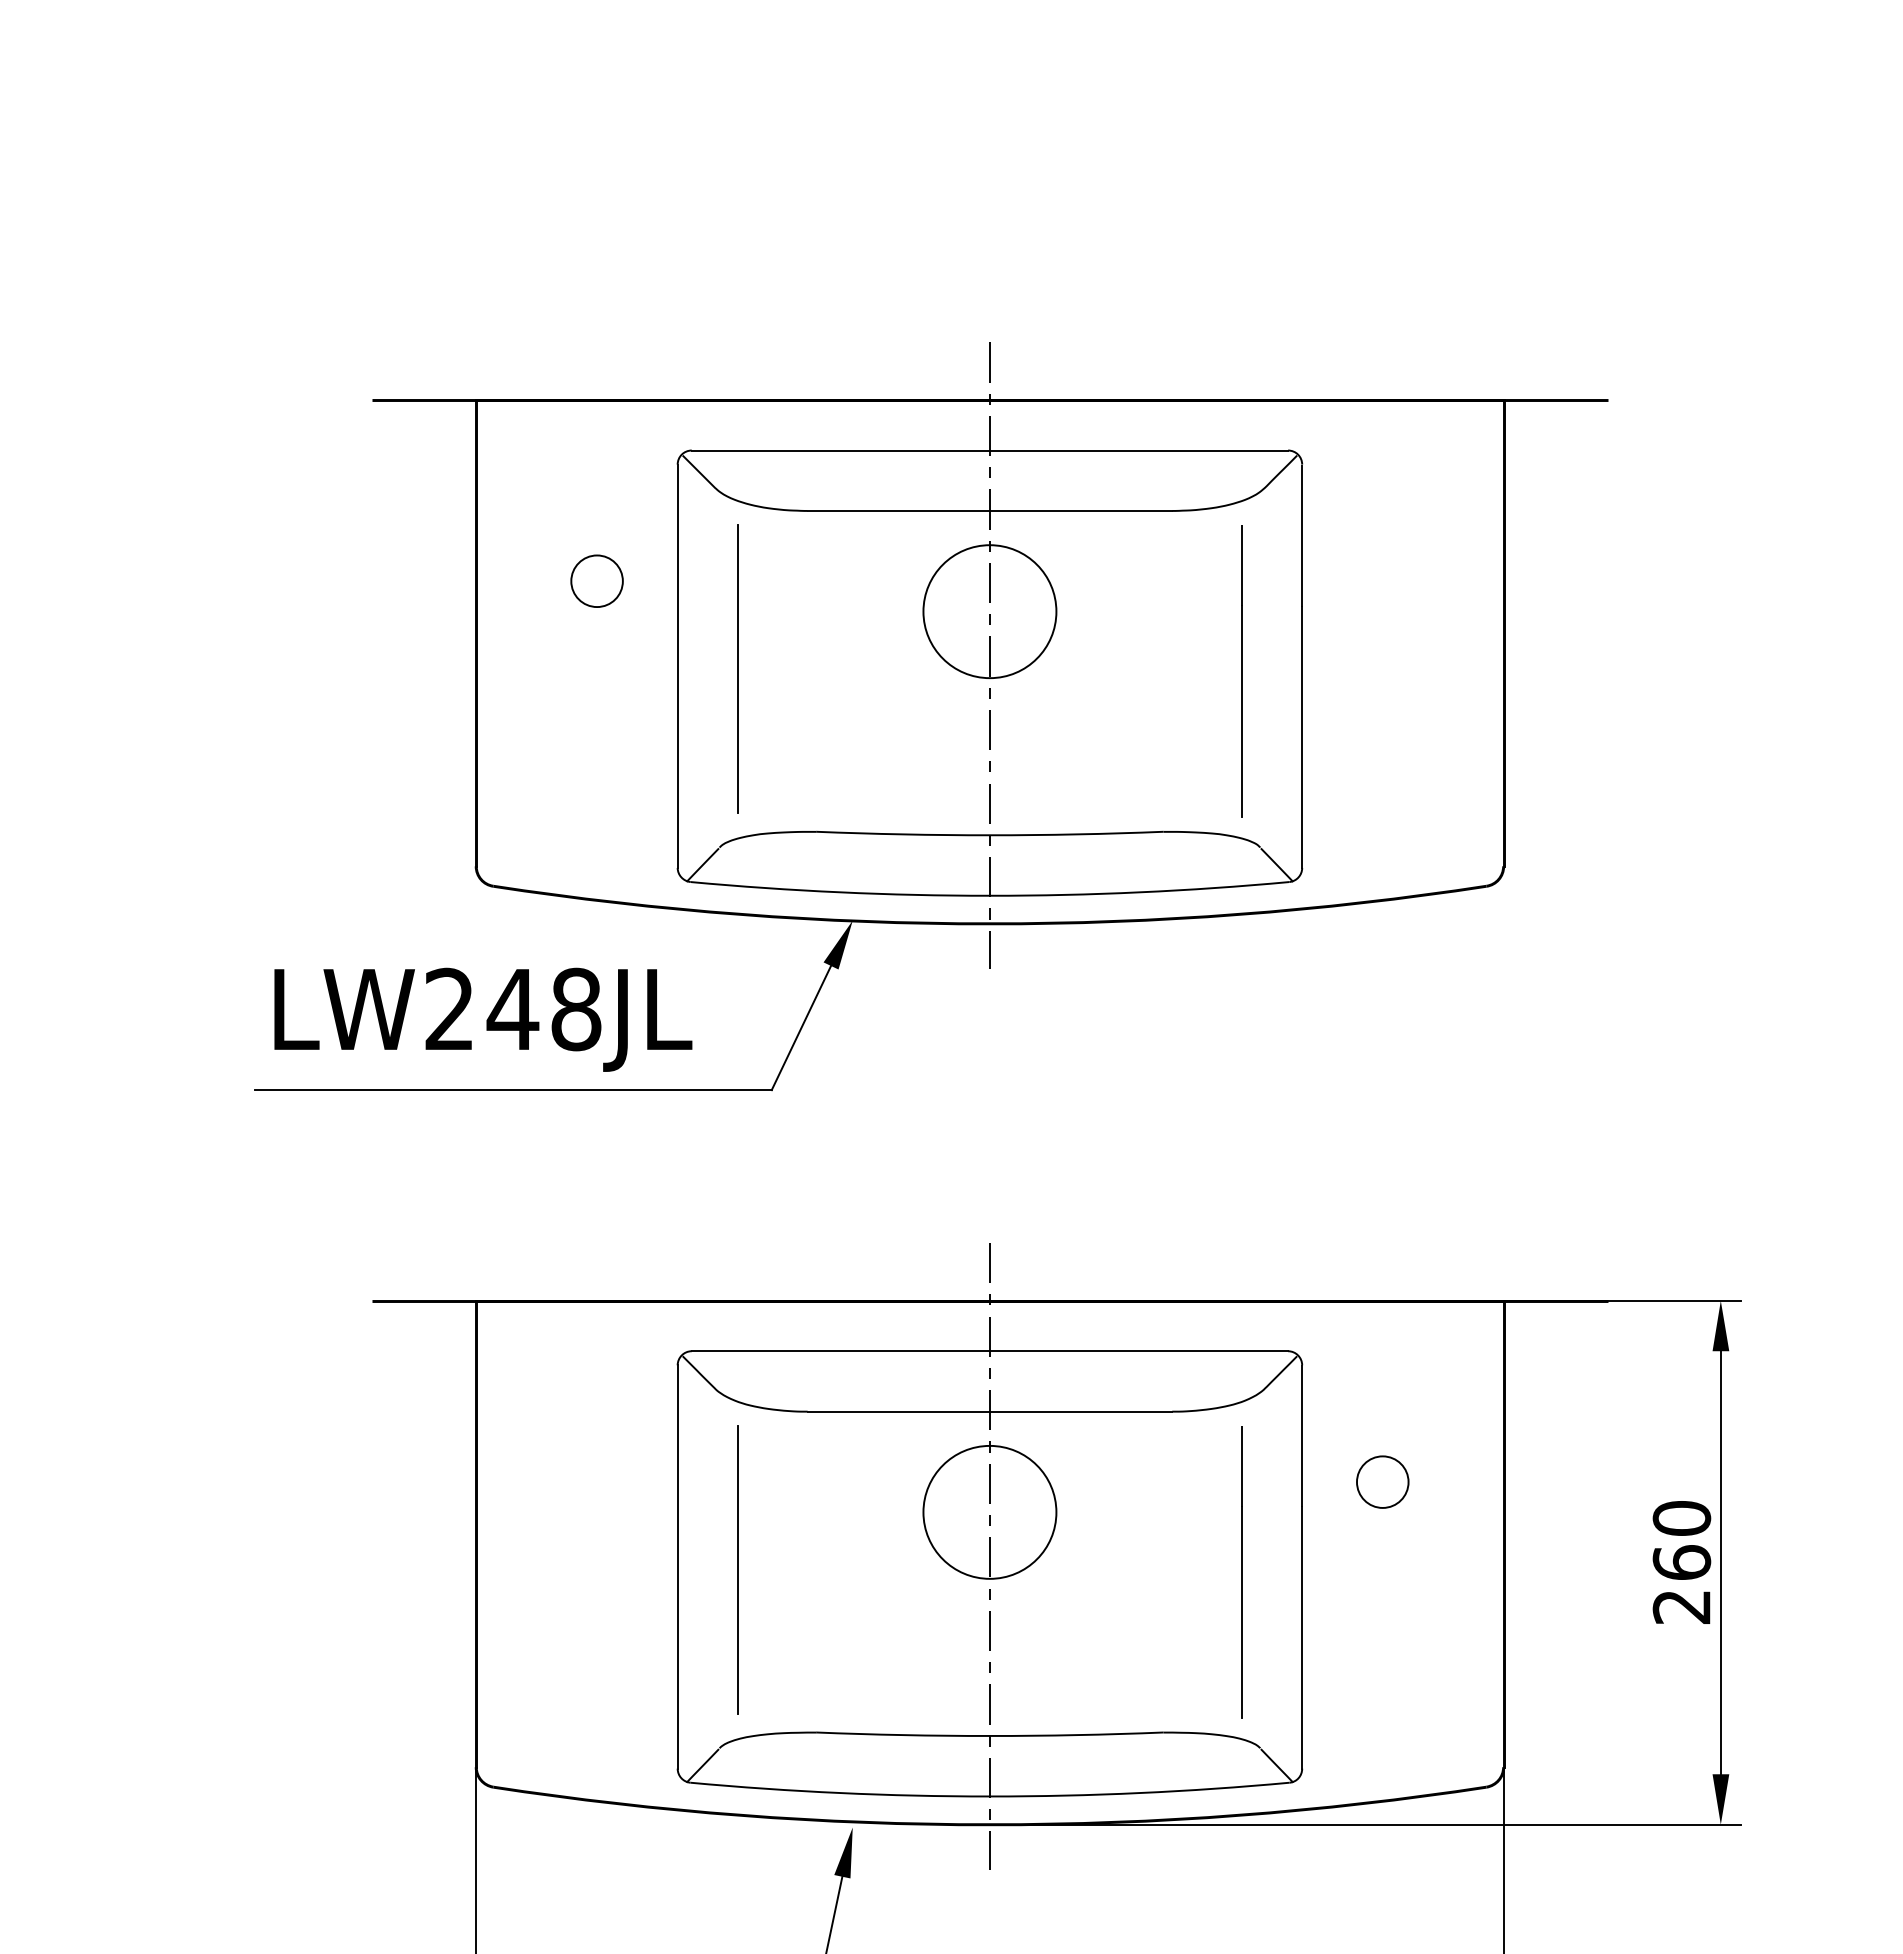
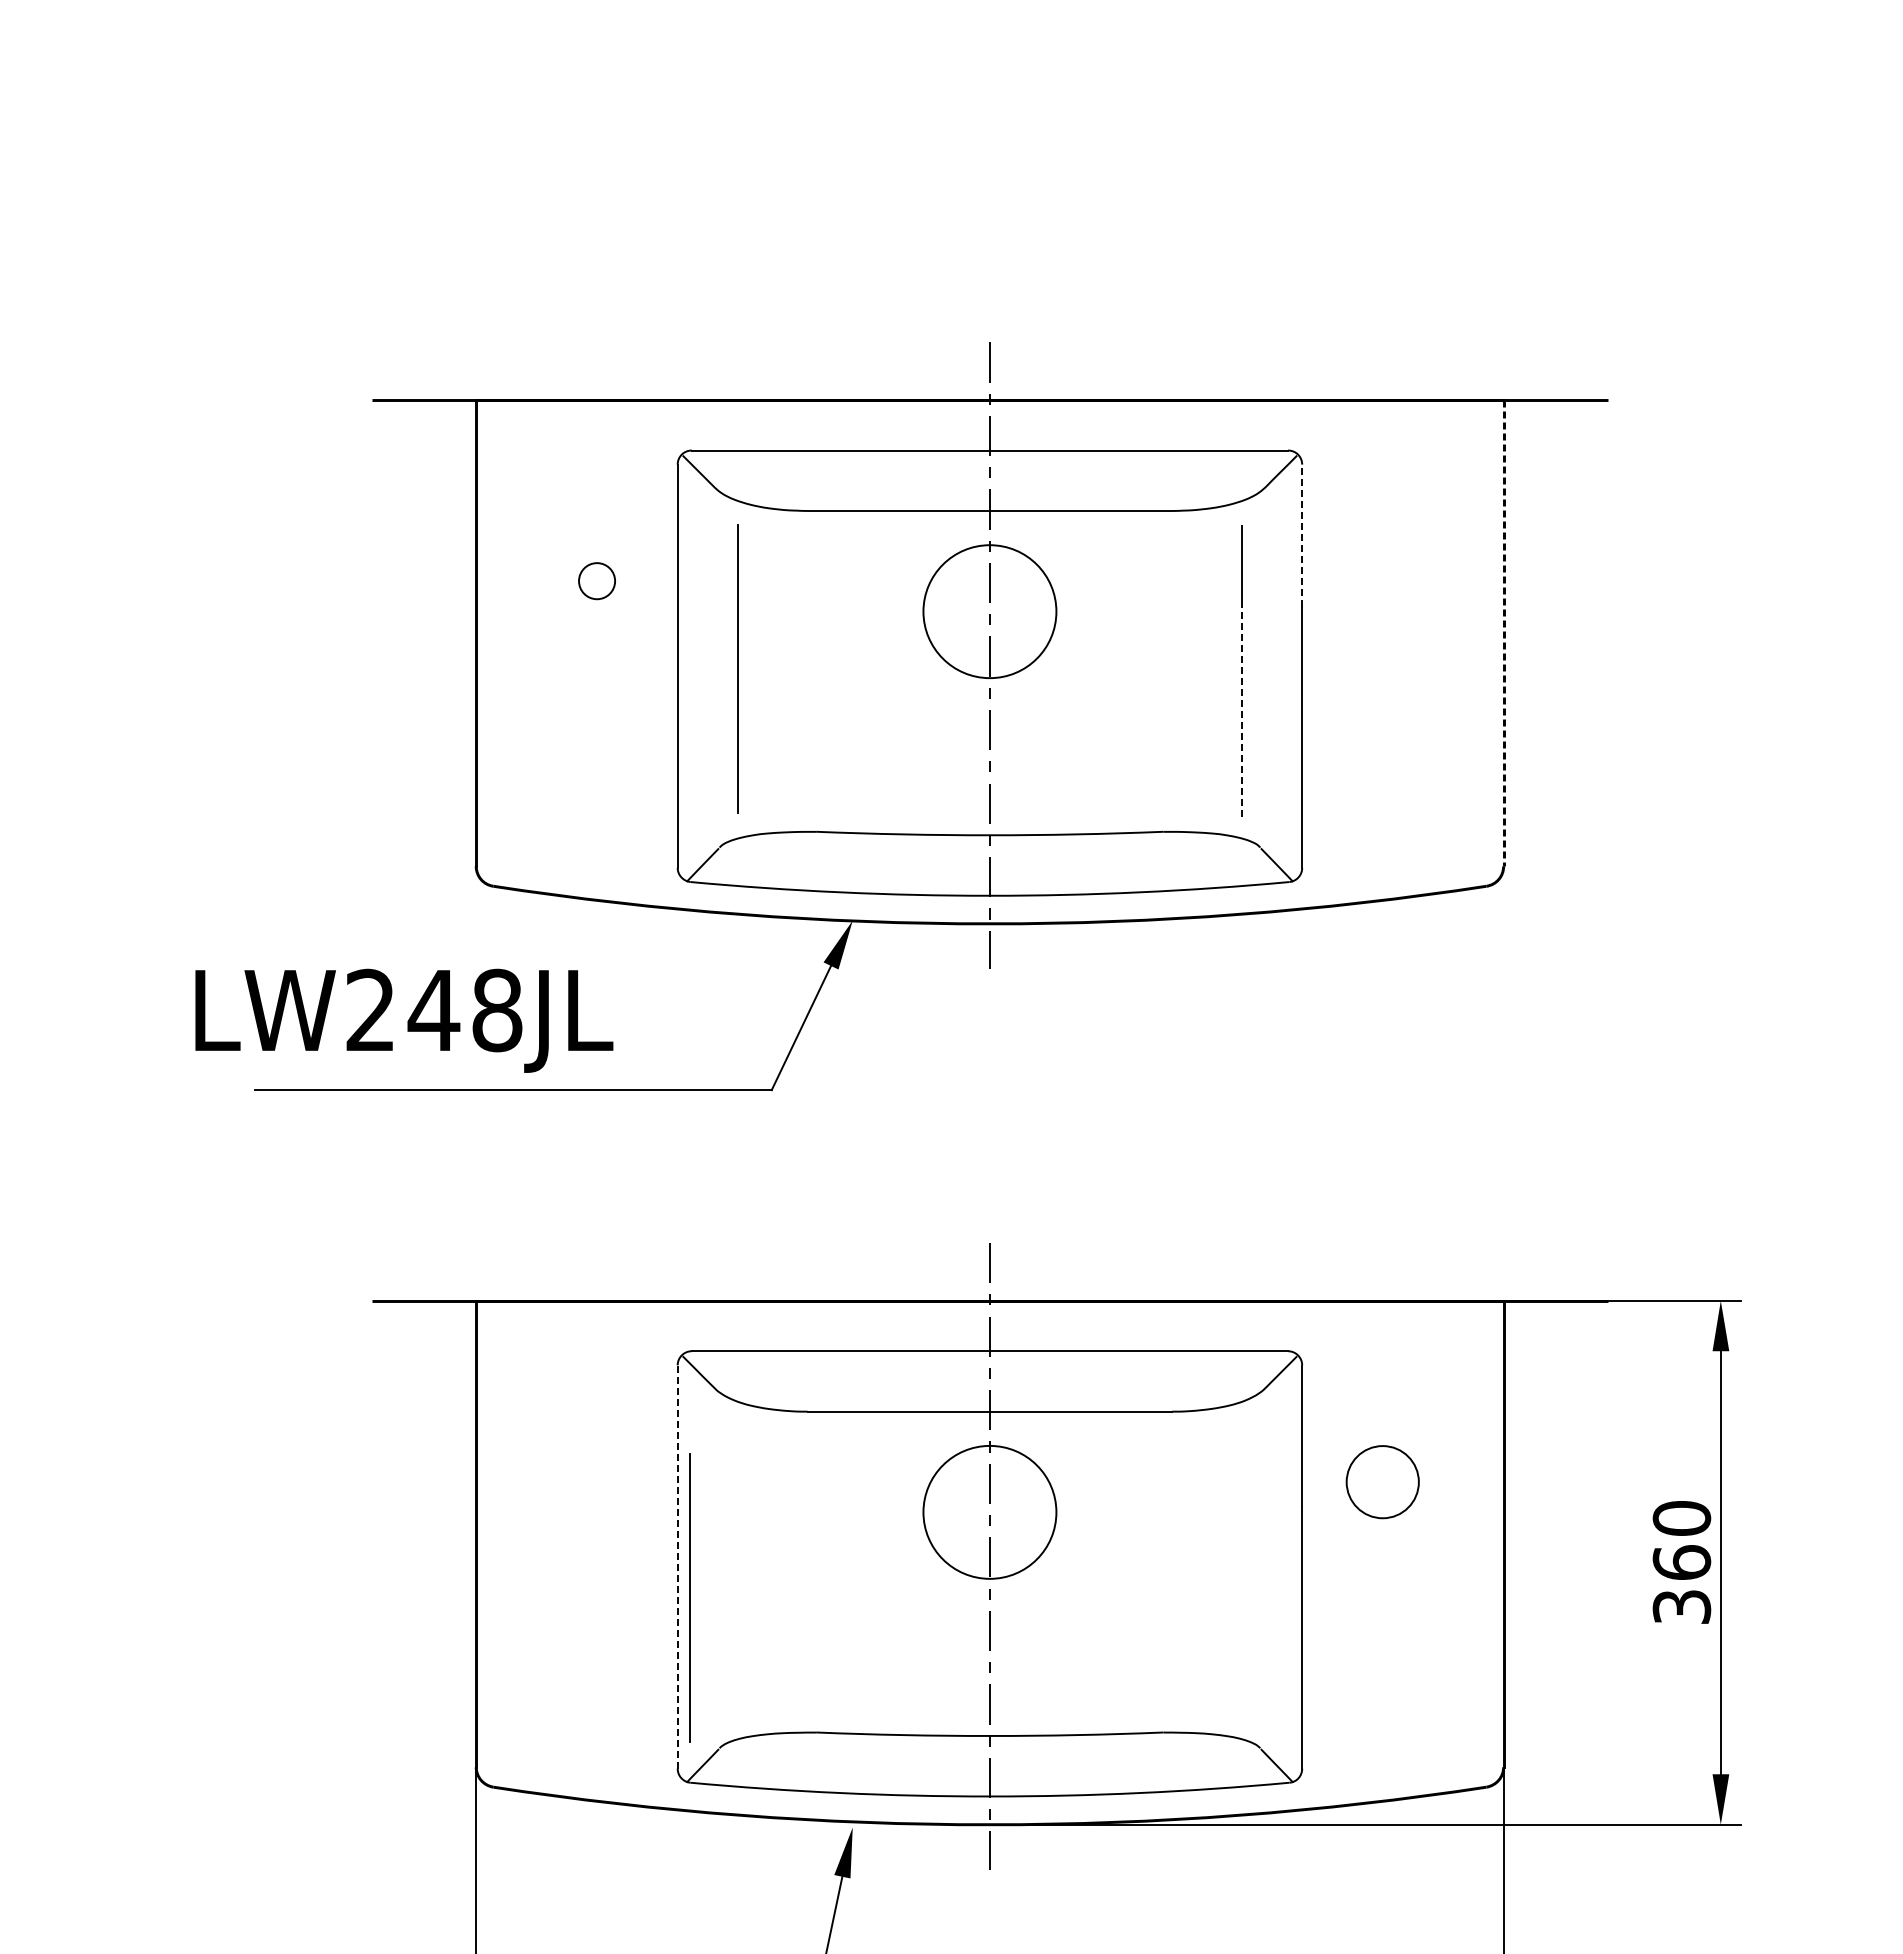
line: solid -> dashed (1302, 535)
circle size: 54x54 px -> 38x39 px (596, 581)
line: solid -> dashed (1503, 633)
line: solid -> dashed (1241, 711)
text position: (483, 1019) -> (404, 1020) (404, 1020)
circle diameter: 52 px -> 72 px (1382, 1482)
line: solid -> dashed (677, 1566)
line position: (737, 1569) -> (689, 1597) (689, 1597)
line: present -> none (1241, 1572)
text: 260 -> 360 (1681, 1606)
